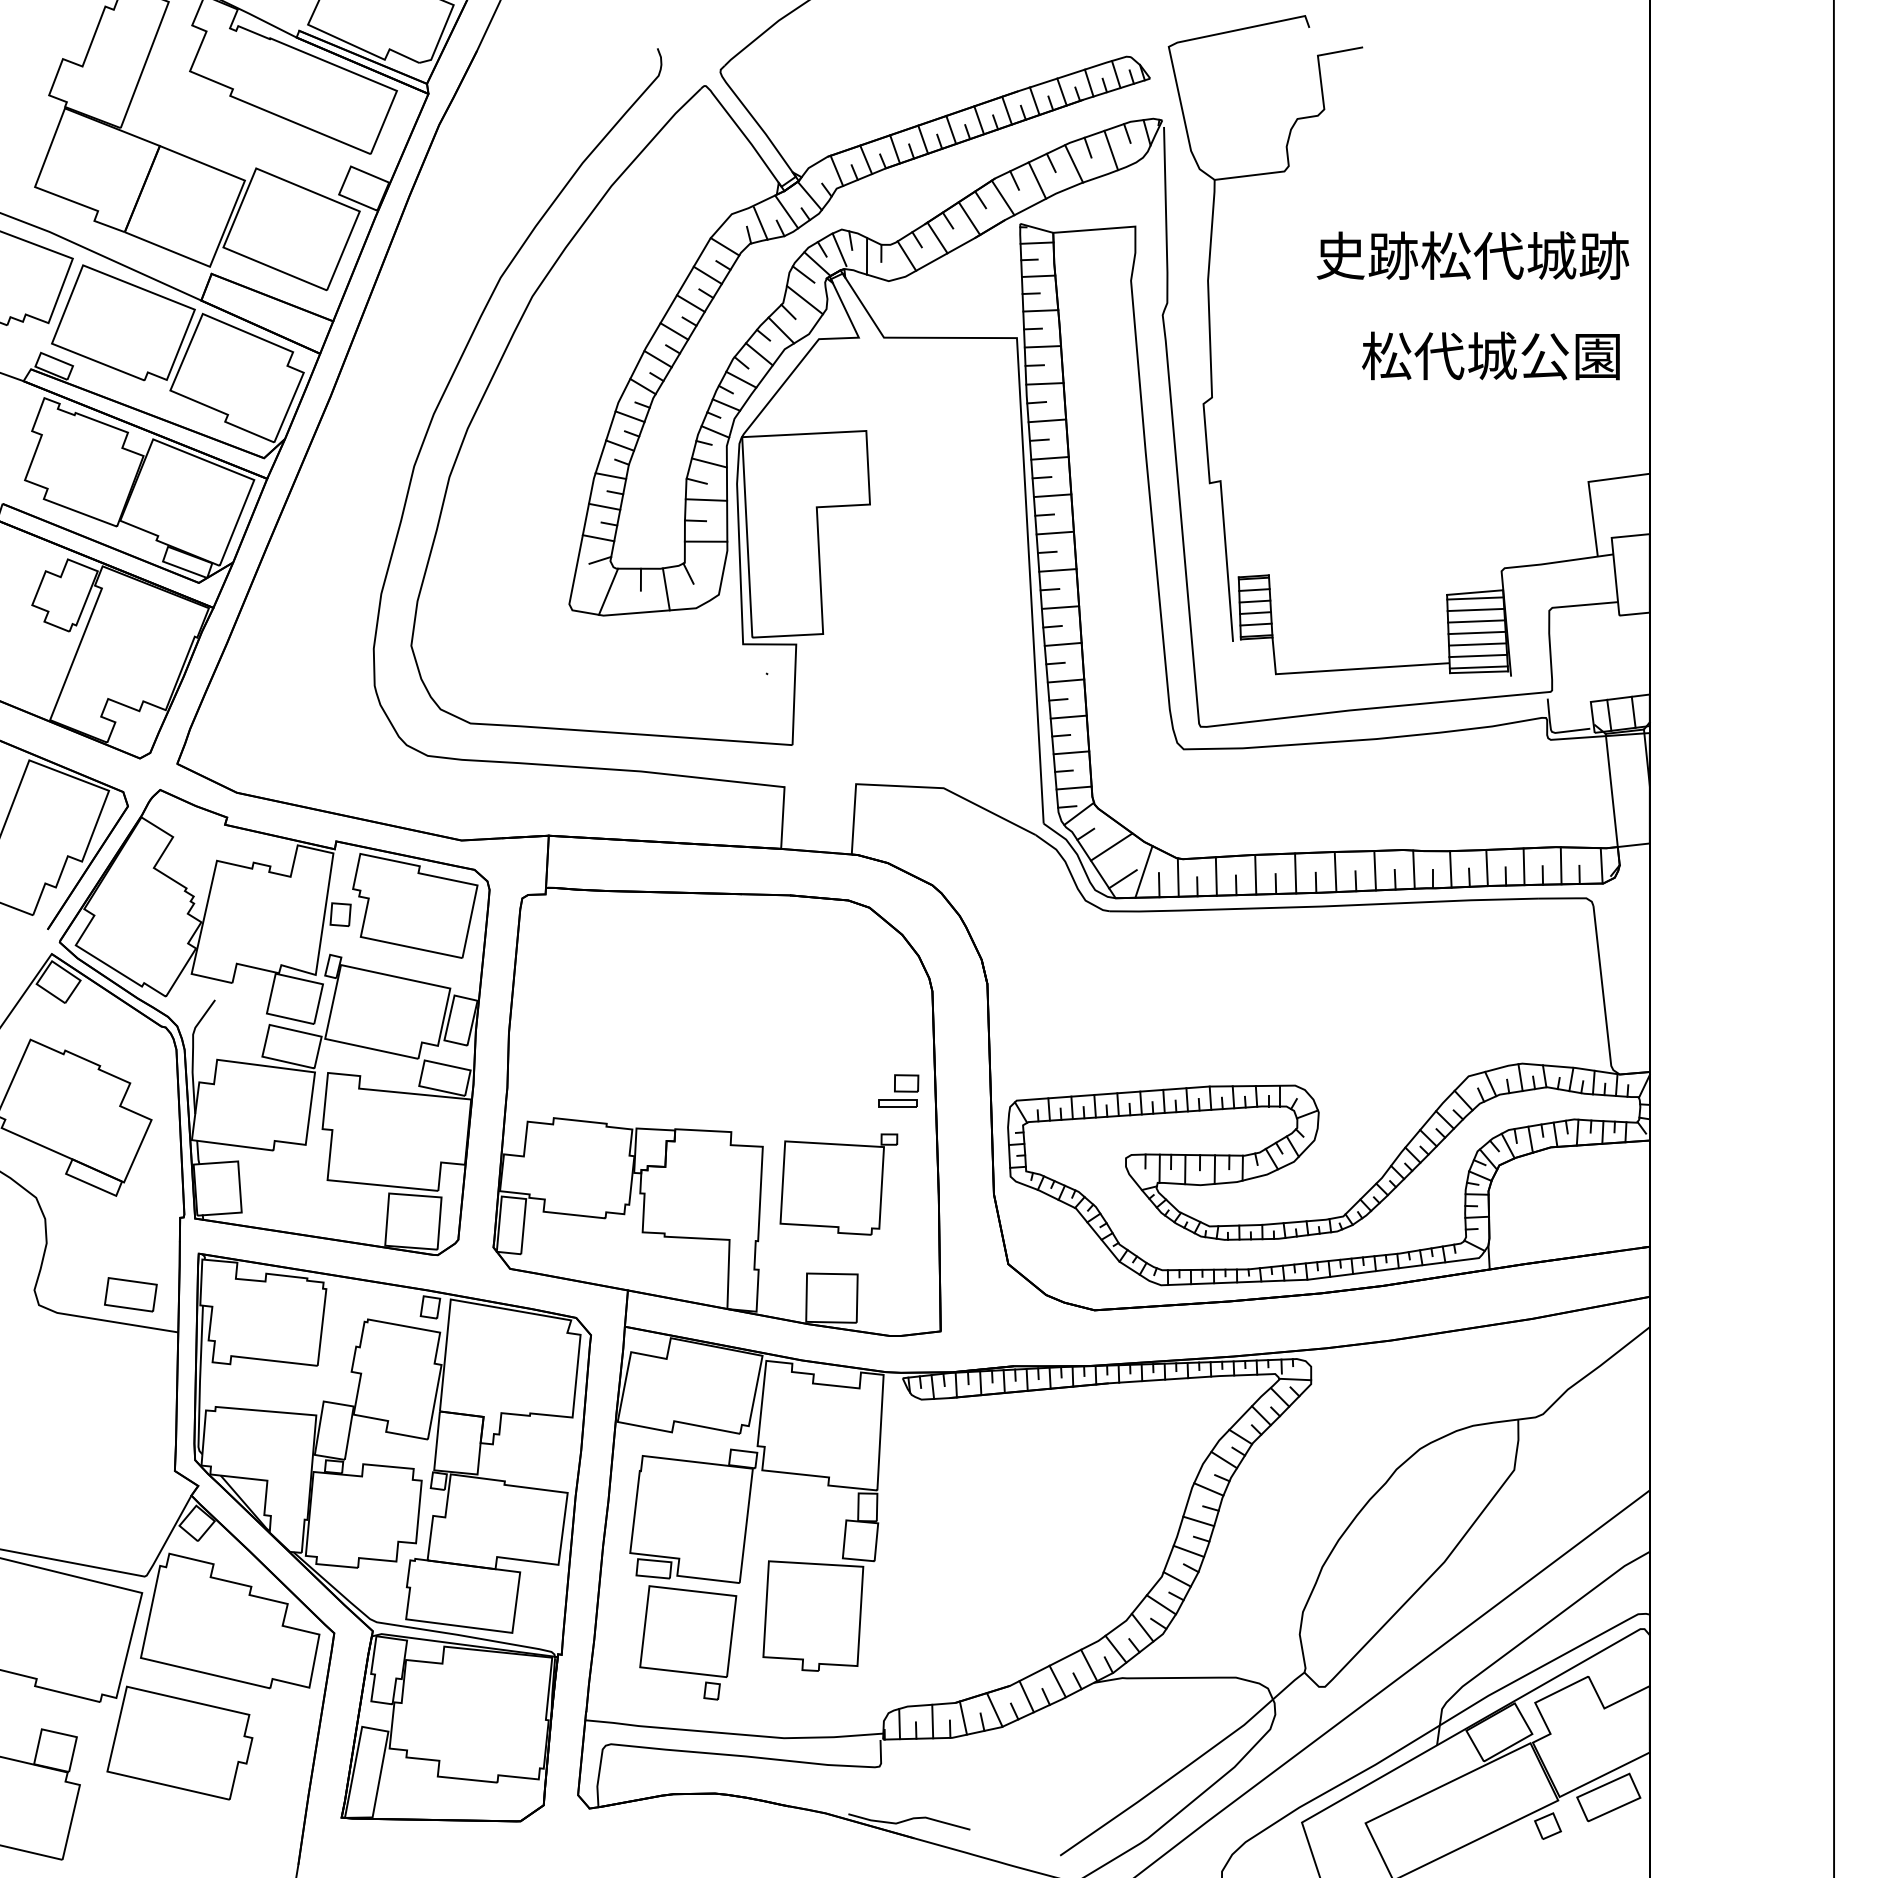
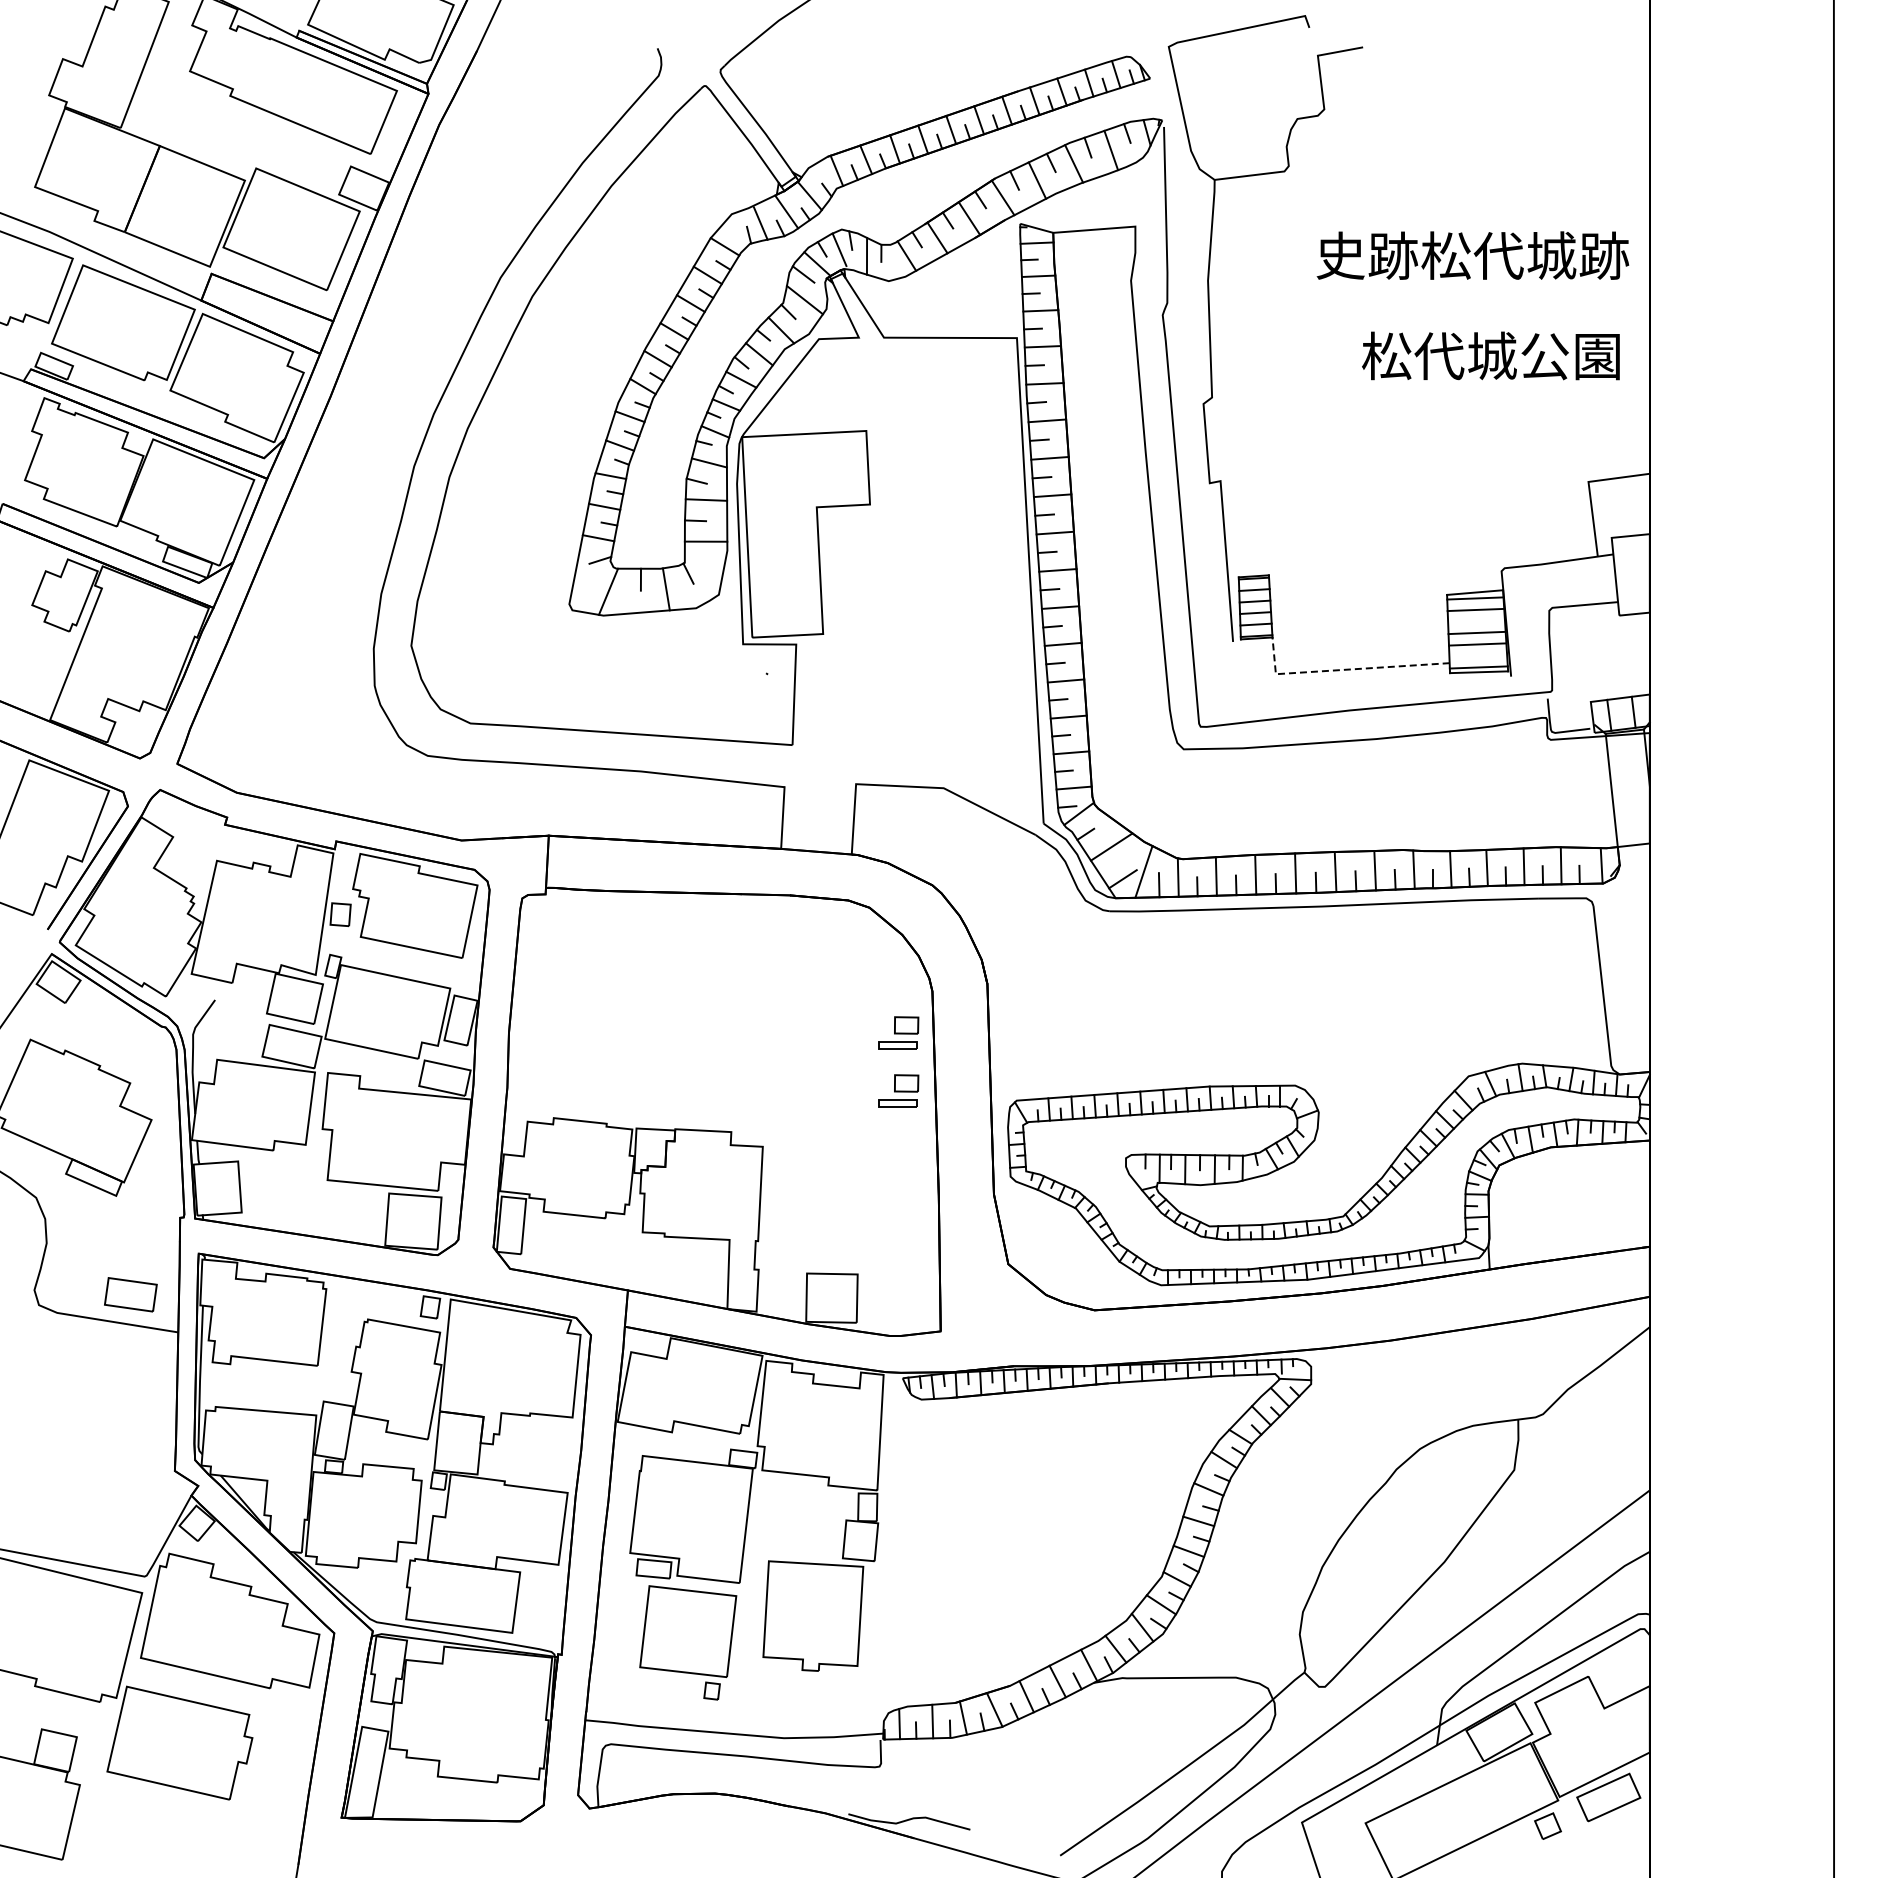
line: present -> none (1476, 621)
line: present -> none (1478, 655)
line: solid -> dashed (1343, 669)
part: none -> present (898, 1032)
part: present -> none (838, 1184)
